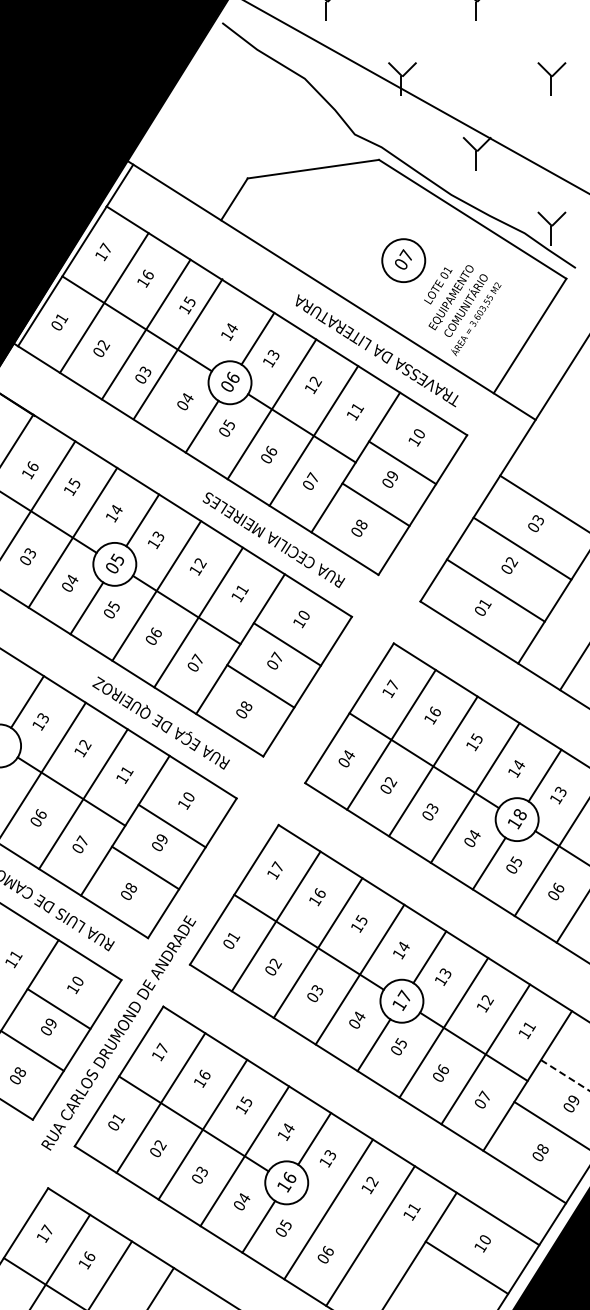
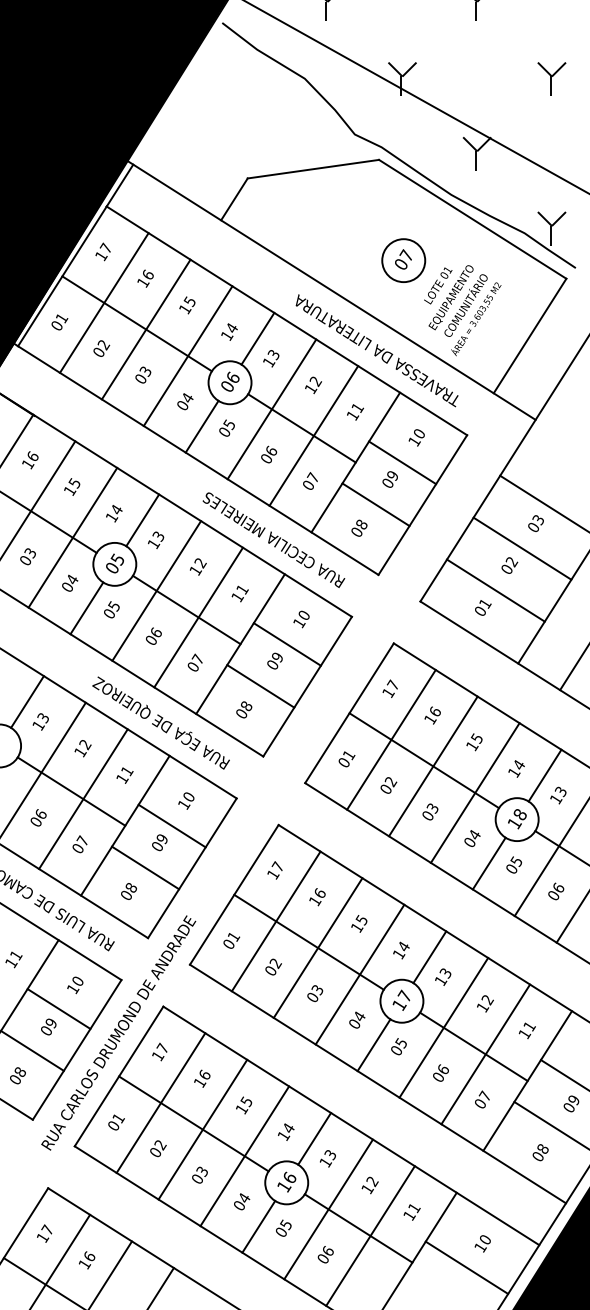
line position: (177, 349) -> (187, 356) (187, 356)
text position: (30, 470) -> (30, 460) (30, 460)
text: 07 -> 09 (276, 656)
text: 04 -> 01 (349, 755)
line: dashed -> solid (565, 1075)
line: none -> present (358, 1228)
